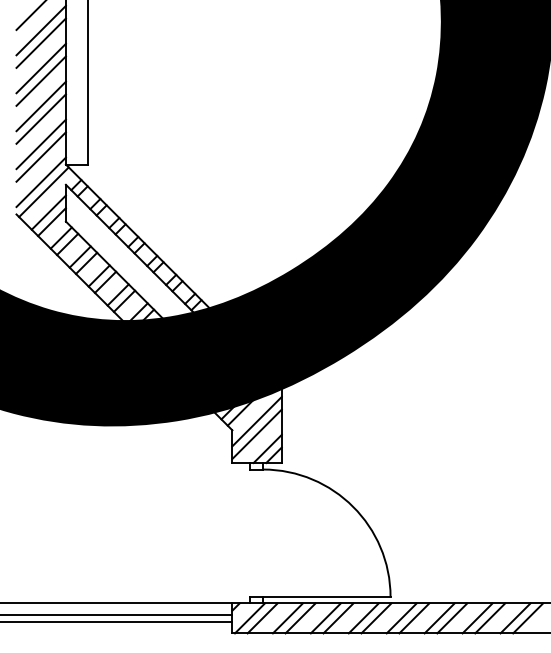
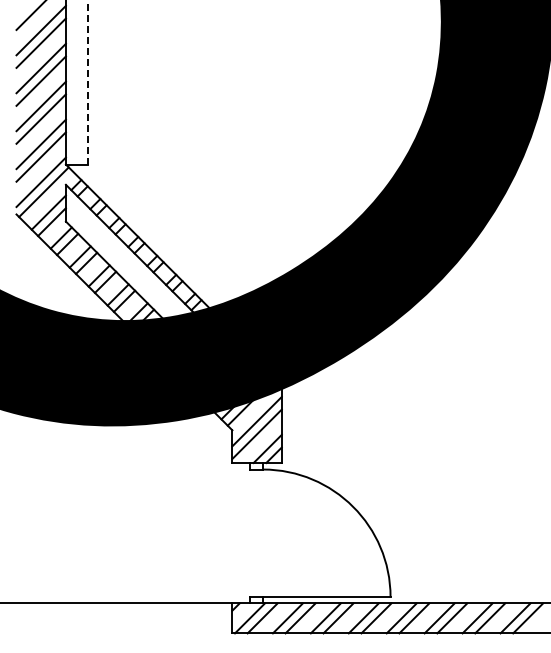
line: solid -> dashed (88, 82)
line: present -> none (117, 615)
line: present -> none (117, 621)
